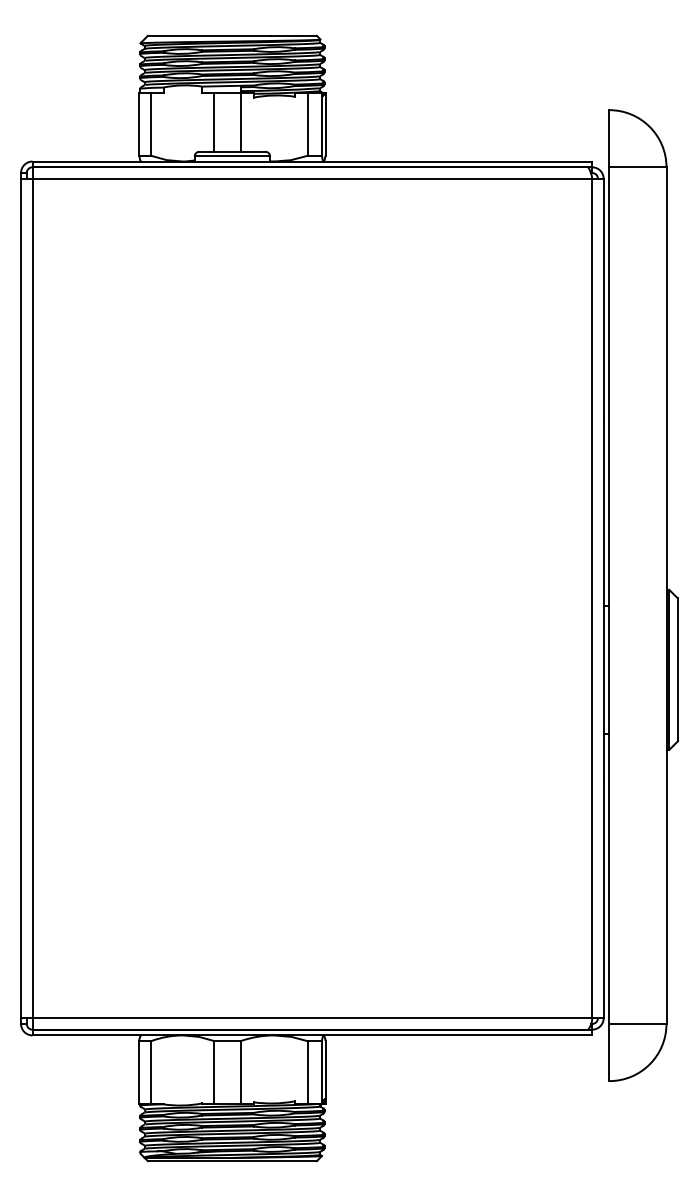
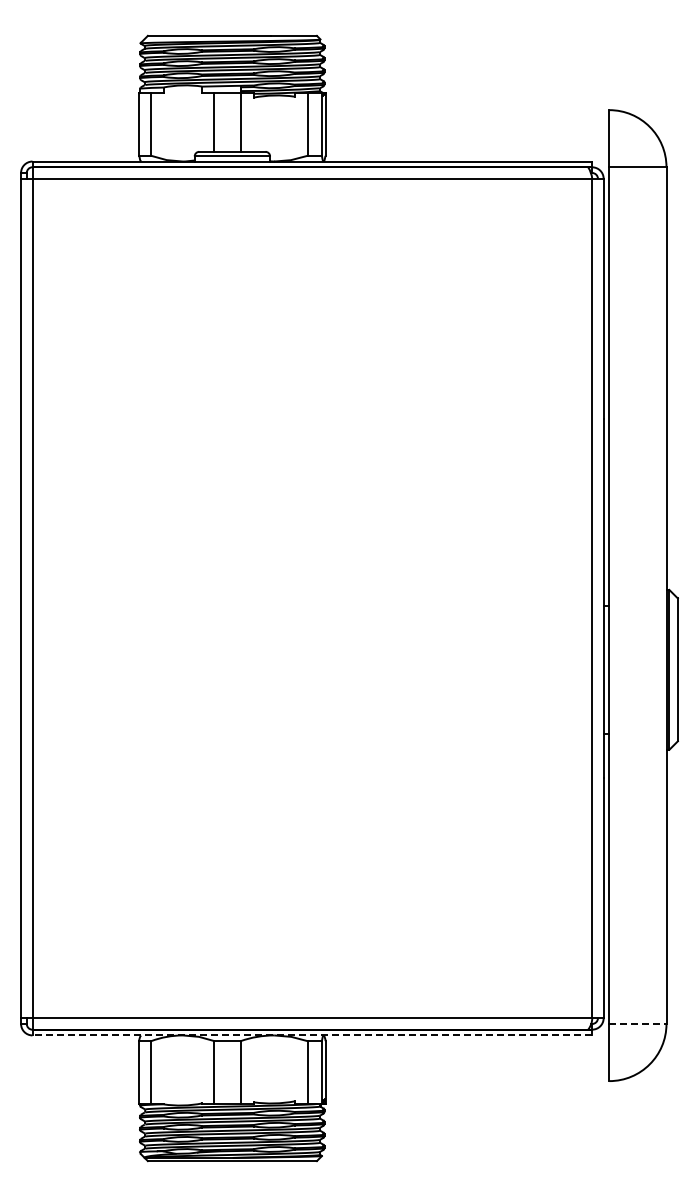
line: solid -> dashed (637, 1024)
line: solid -> dashed (312, 1035)
